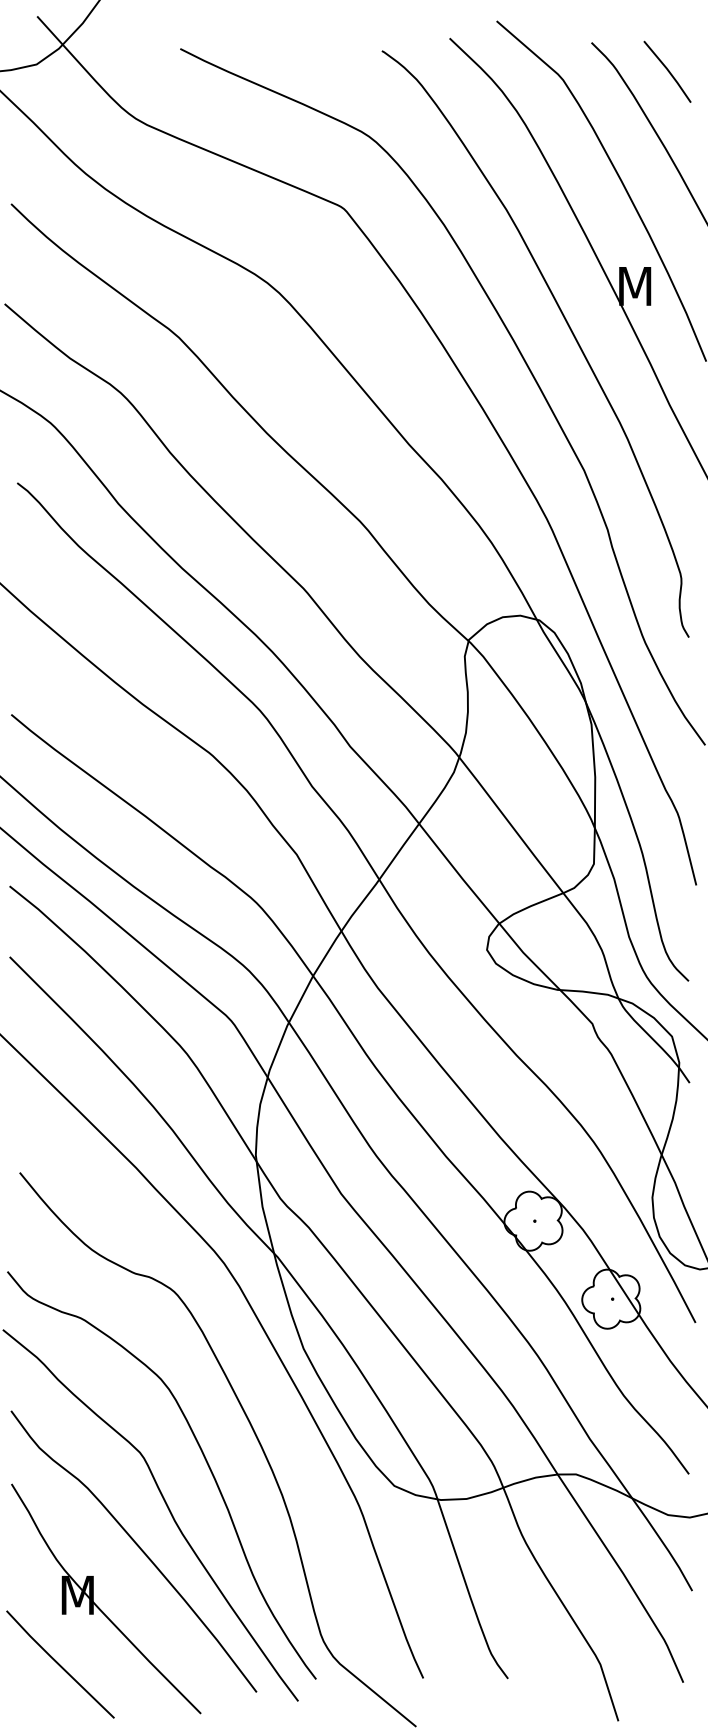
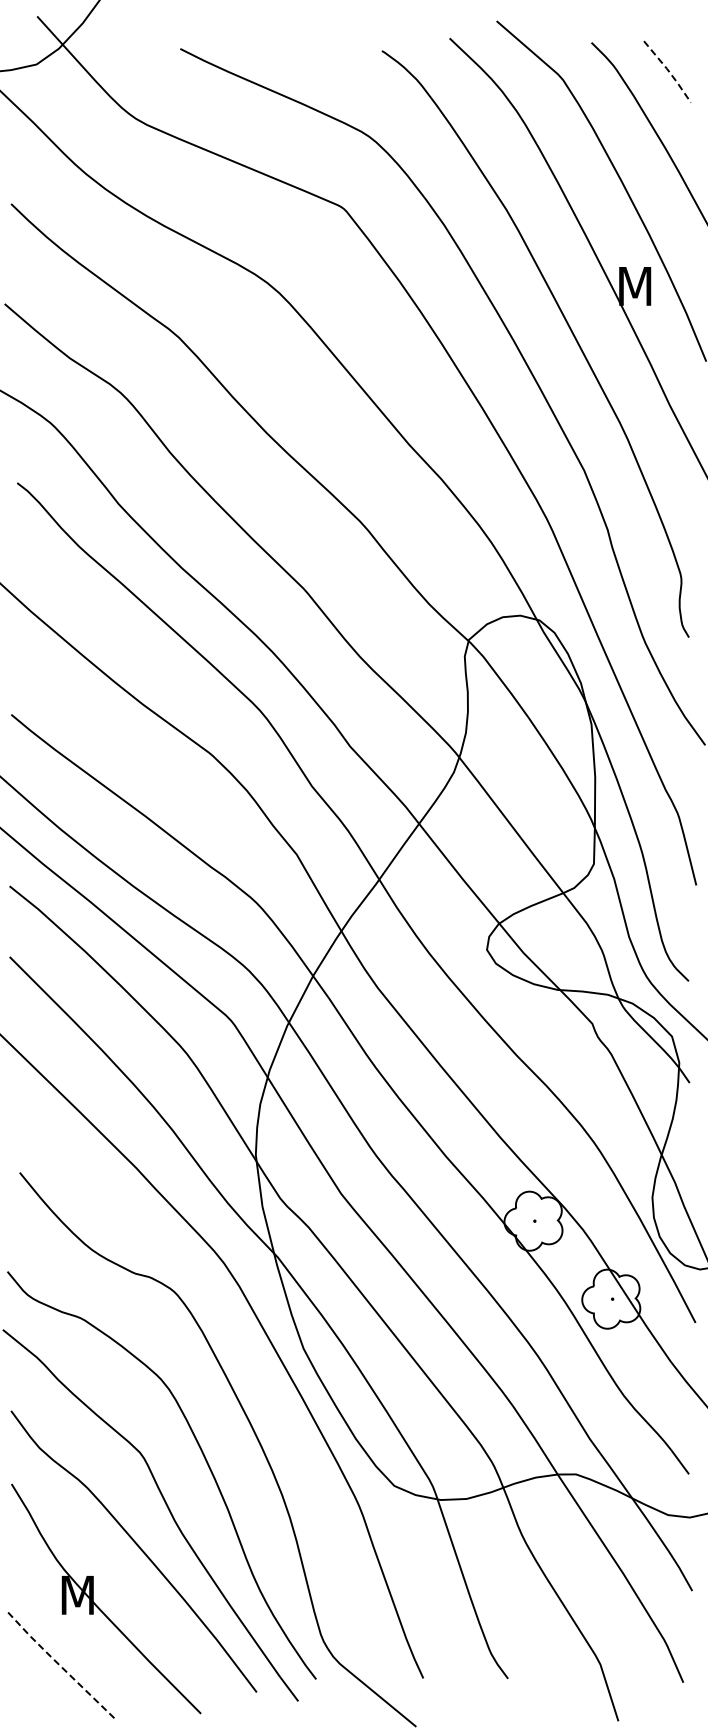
line: solid -> dashed (668, 70)
line: solid -> dashed (58, 1664)
